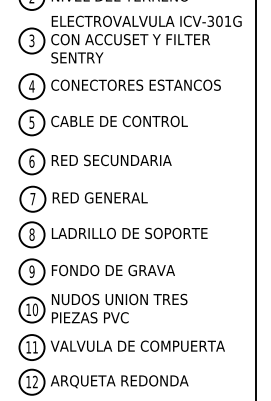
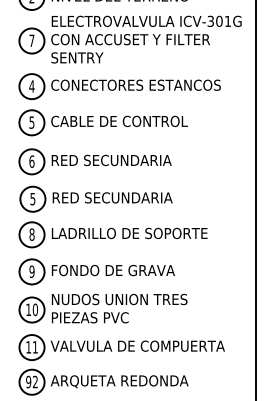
text: 3 -> 7 (31, 40)
text: RED GENERAL -> RED SECUNDARIA (128, 197)
text: 7 -> 5 (32, 199)
text: 12 -> 92 (28, 381)
